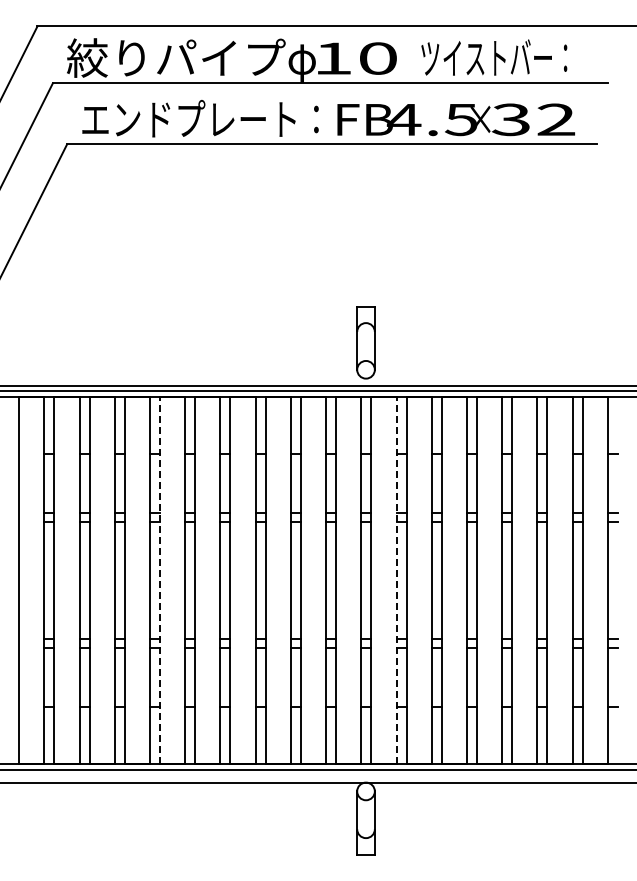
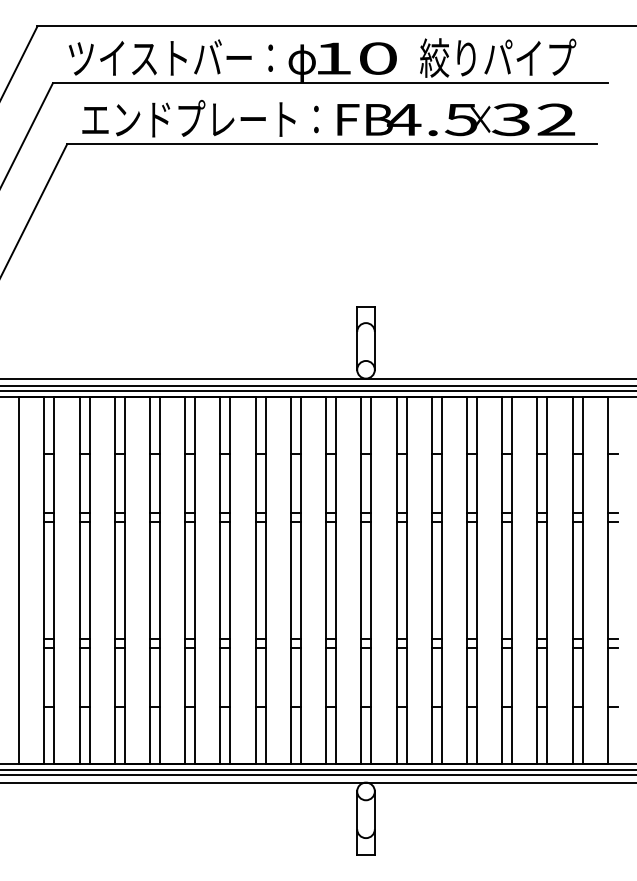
text: 絞りパイプ -> ツイストバー： (176, 57)
text: ツイストバー： -> 絞りパイプ (498, 57)
line: none -> present (317, 378)
line: dashed -> solid (160, 580)
line: dashed -> solid (396, 580)
line: none -> present (317, 775)
